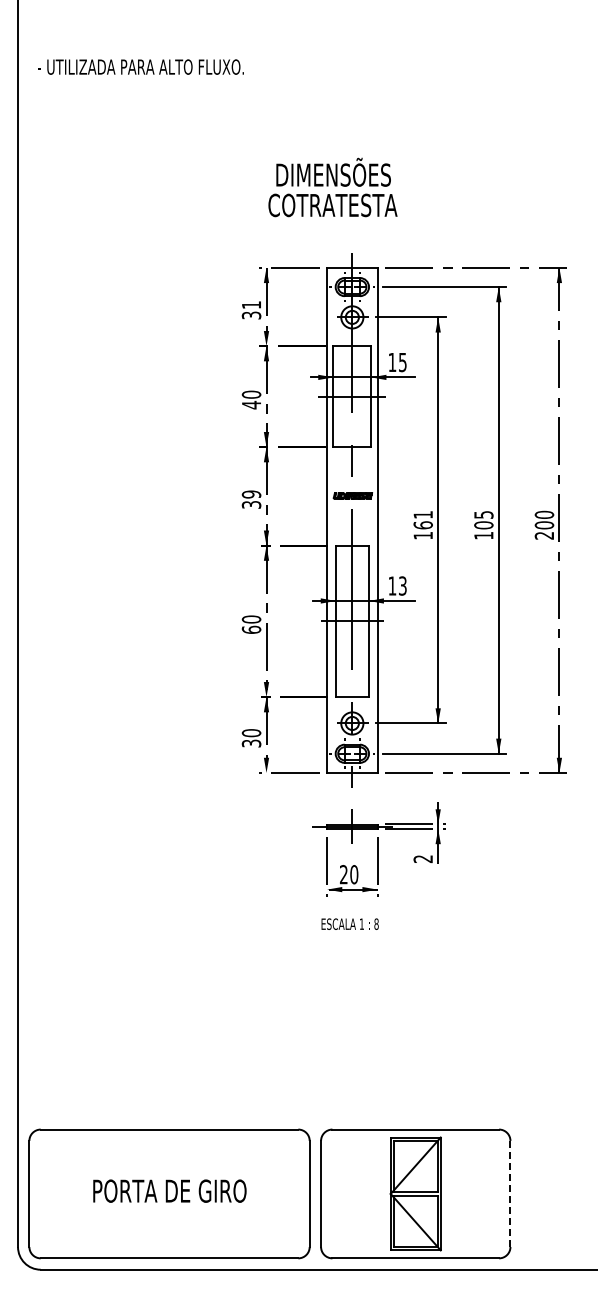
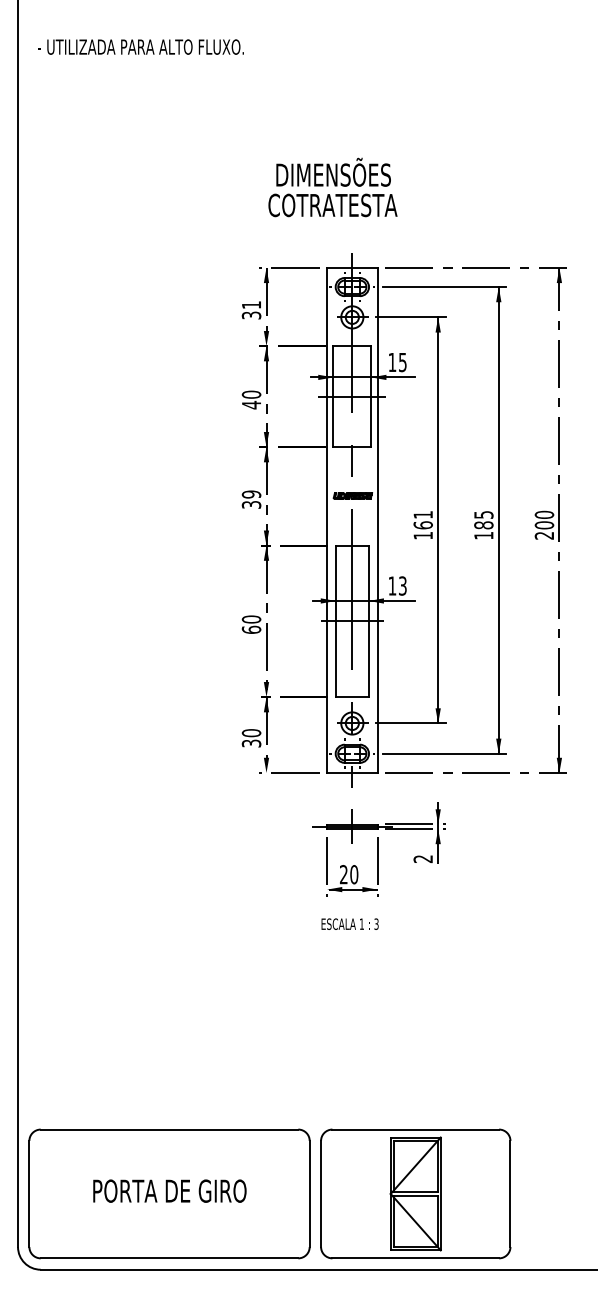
text position: (140, 66) -> (140, 46) (140, 46)
text: 105 -> 185 (483, 525)
text: 8 -> 3 (376, 923)
line: dashed -> solid (510, 1193)
